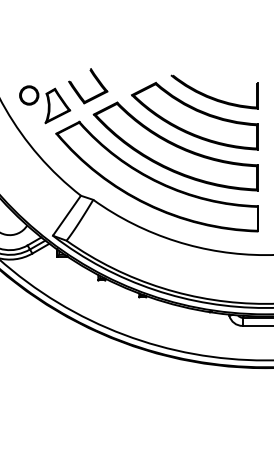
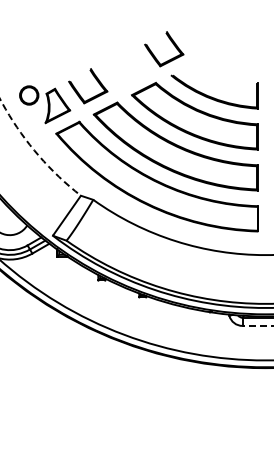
part: none -> present (173, 45)
arc: solid -> dashed (35, 151)
line: solid -> dashed (257, 325)
